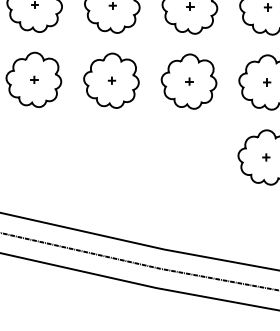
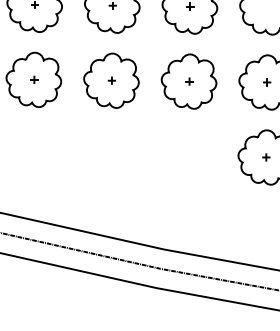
part: present -> none (267, 7)
